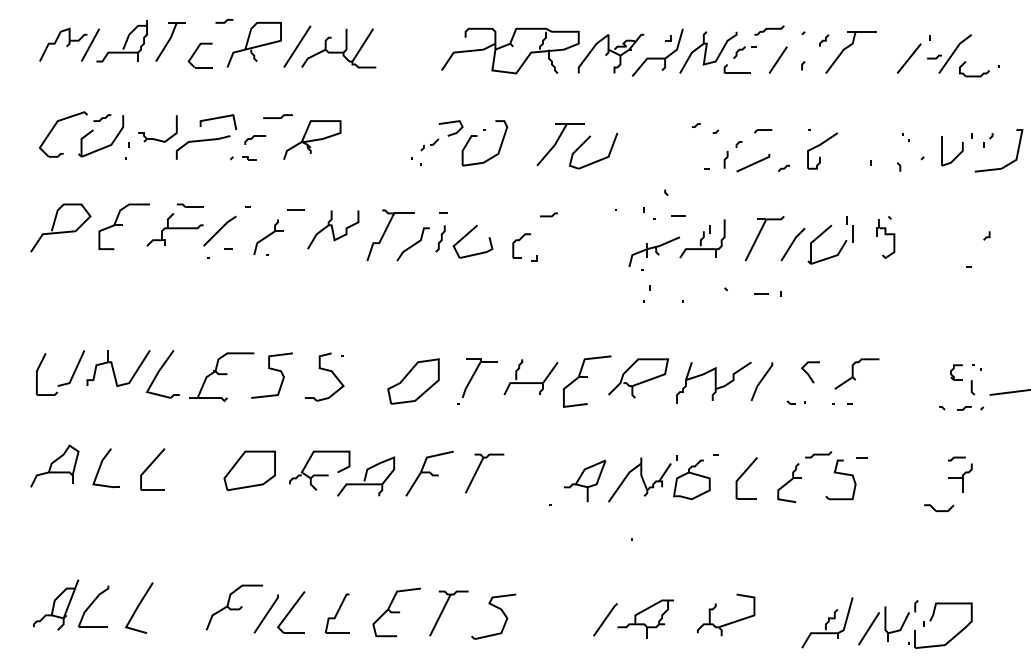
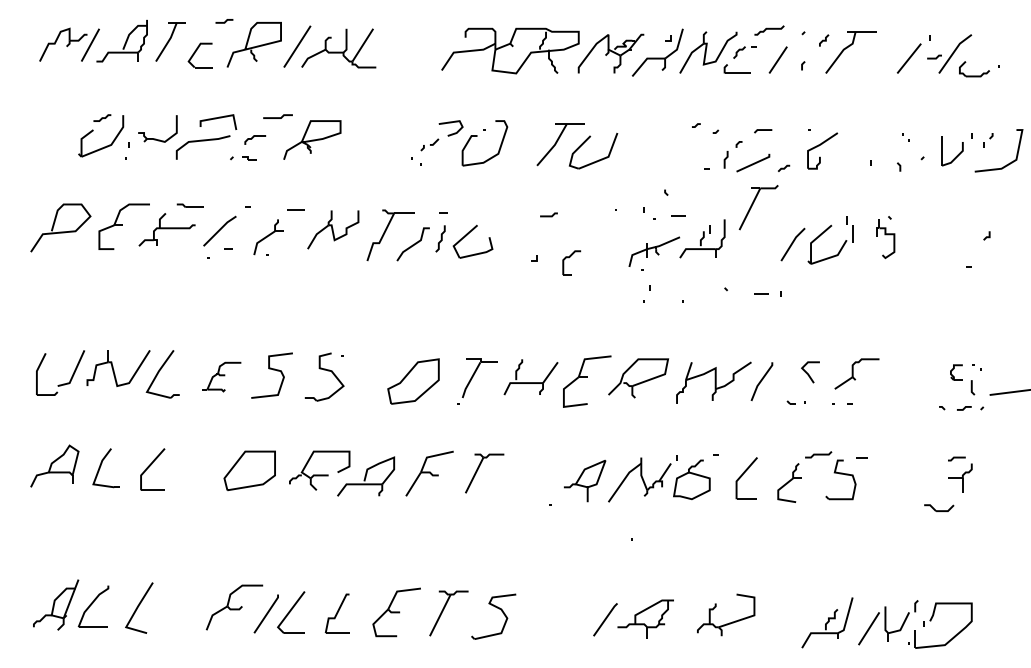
part: present -> none (53, 129)
part position: (174, 229) -> (166, 229) (166, 229)
part position: (764, 238) -> (758, 207) (758, 207)
part position: (521, 245) -> (571, 262) (571, 262)
part size: 66x50 px -> 40x32 px (221, 376)
